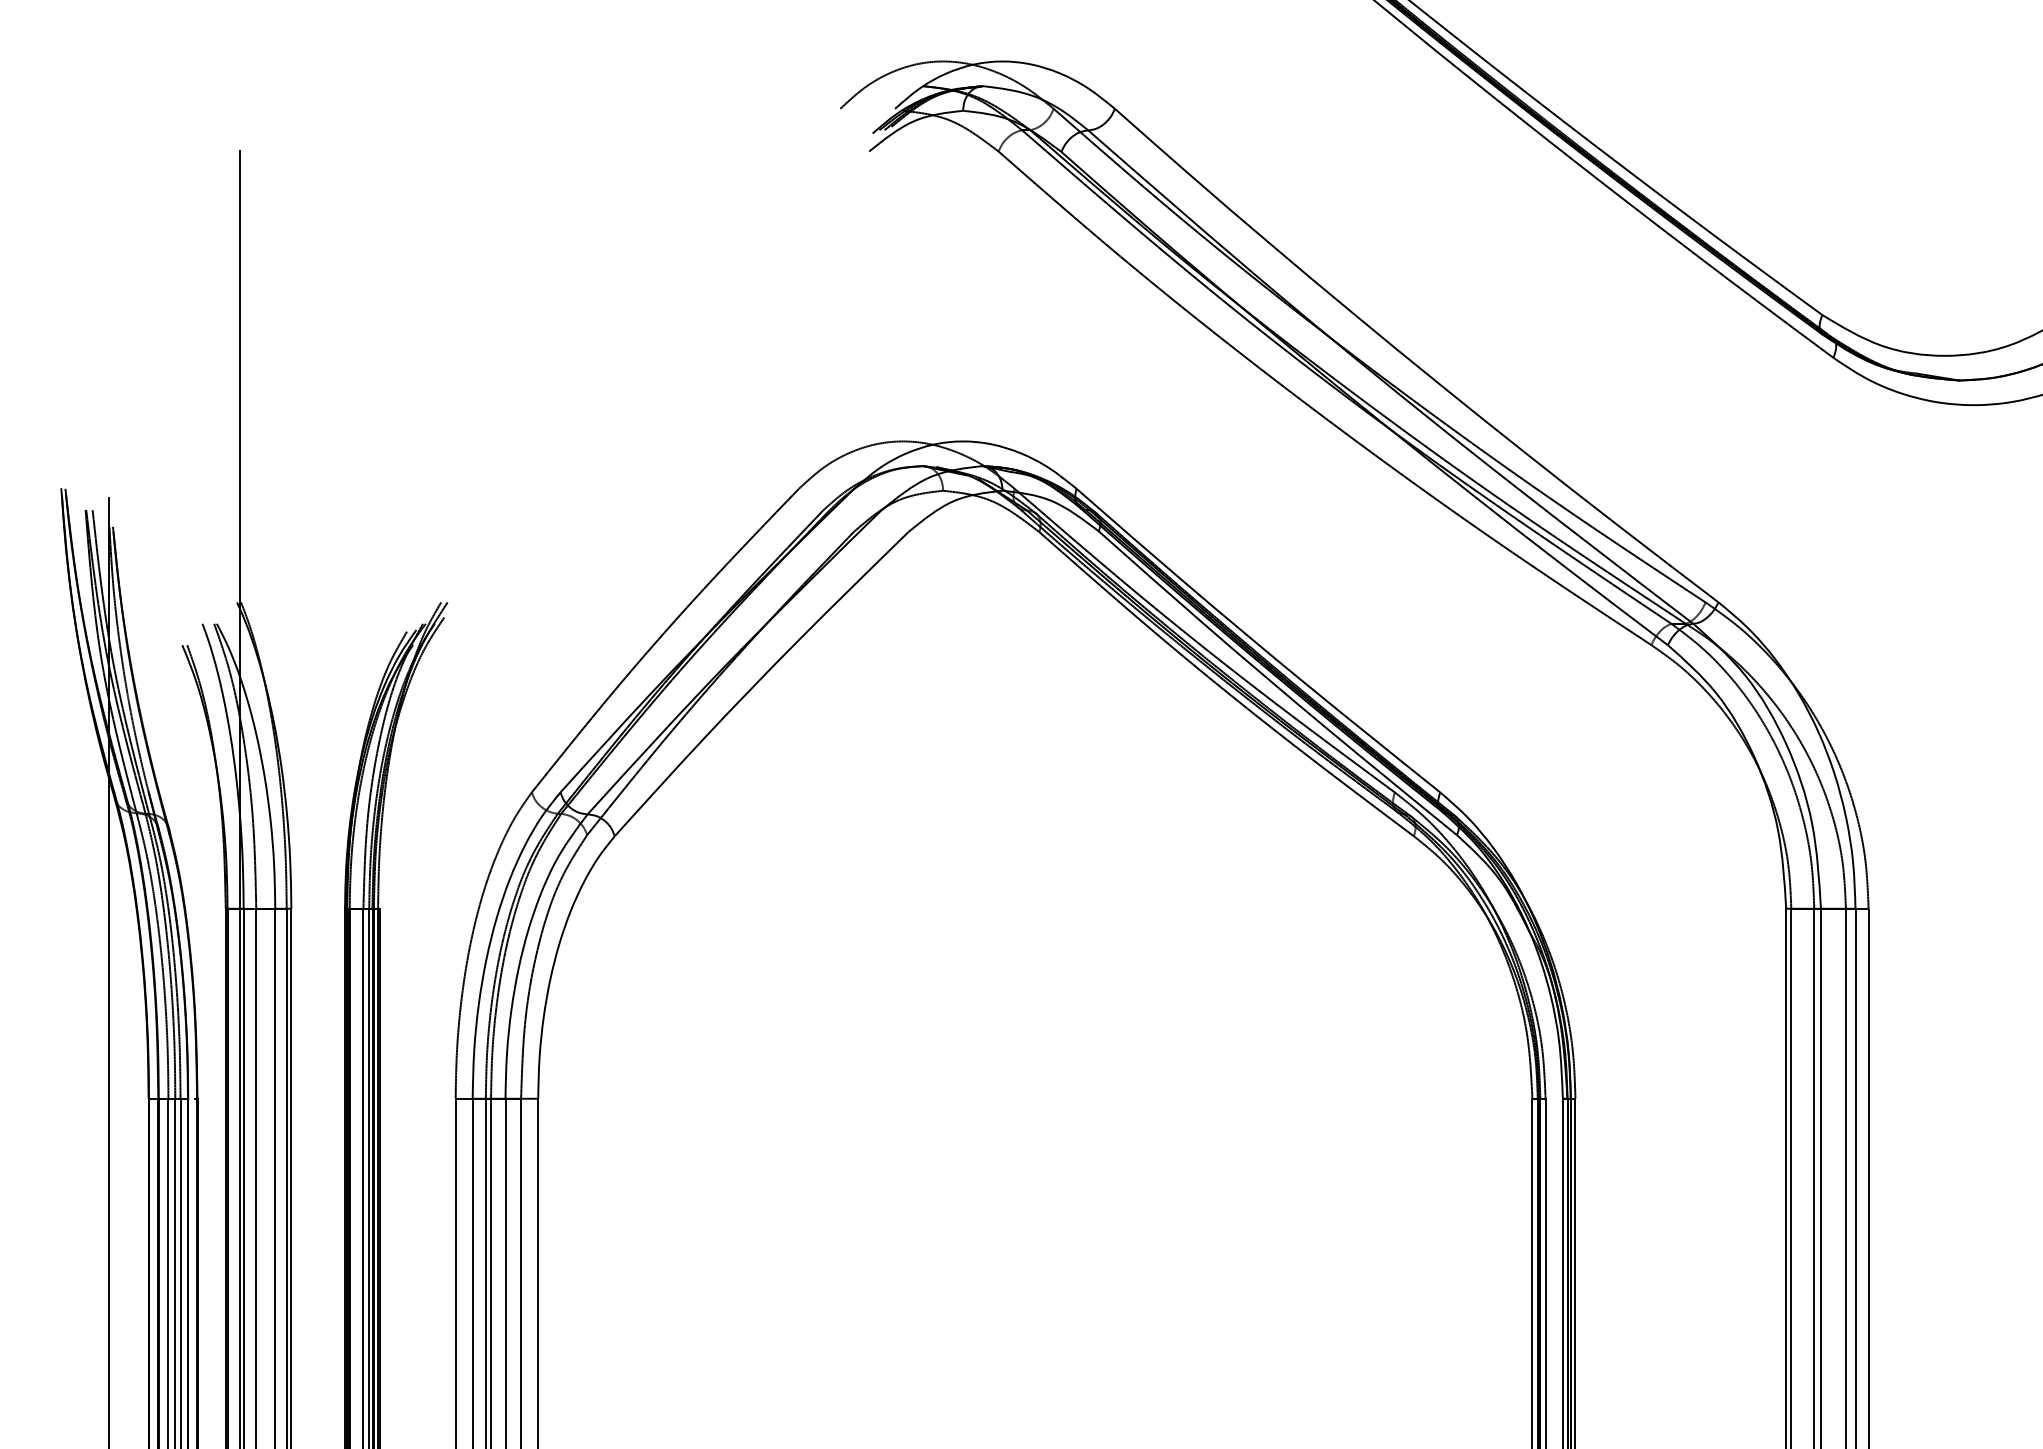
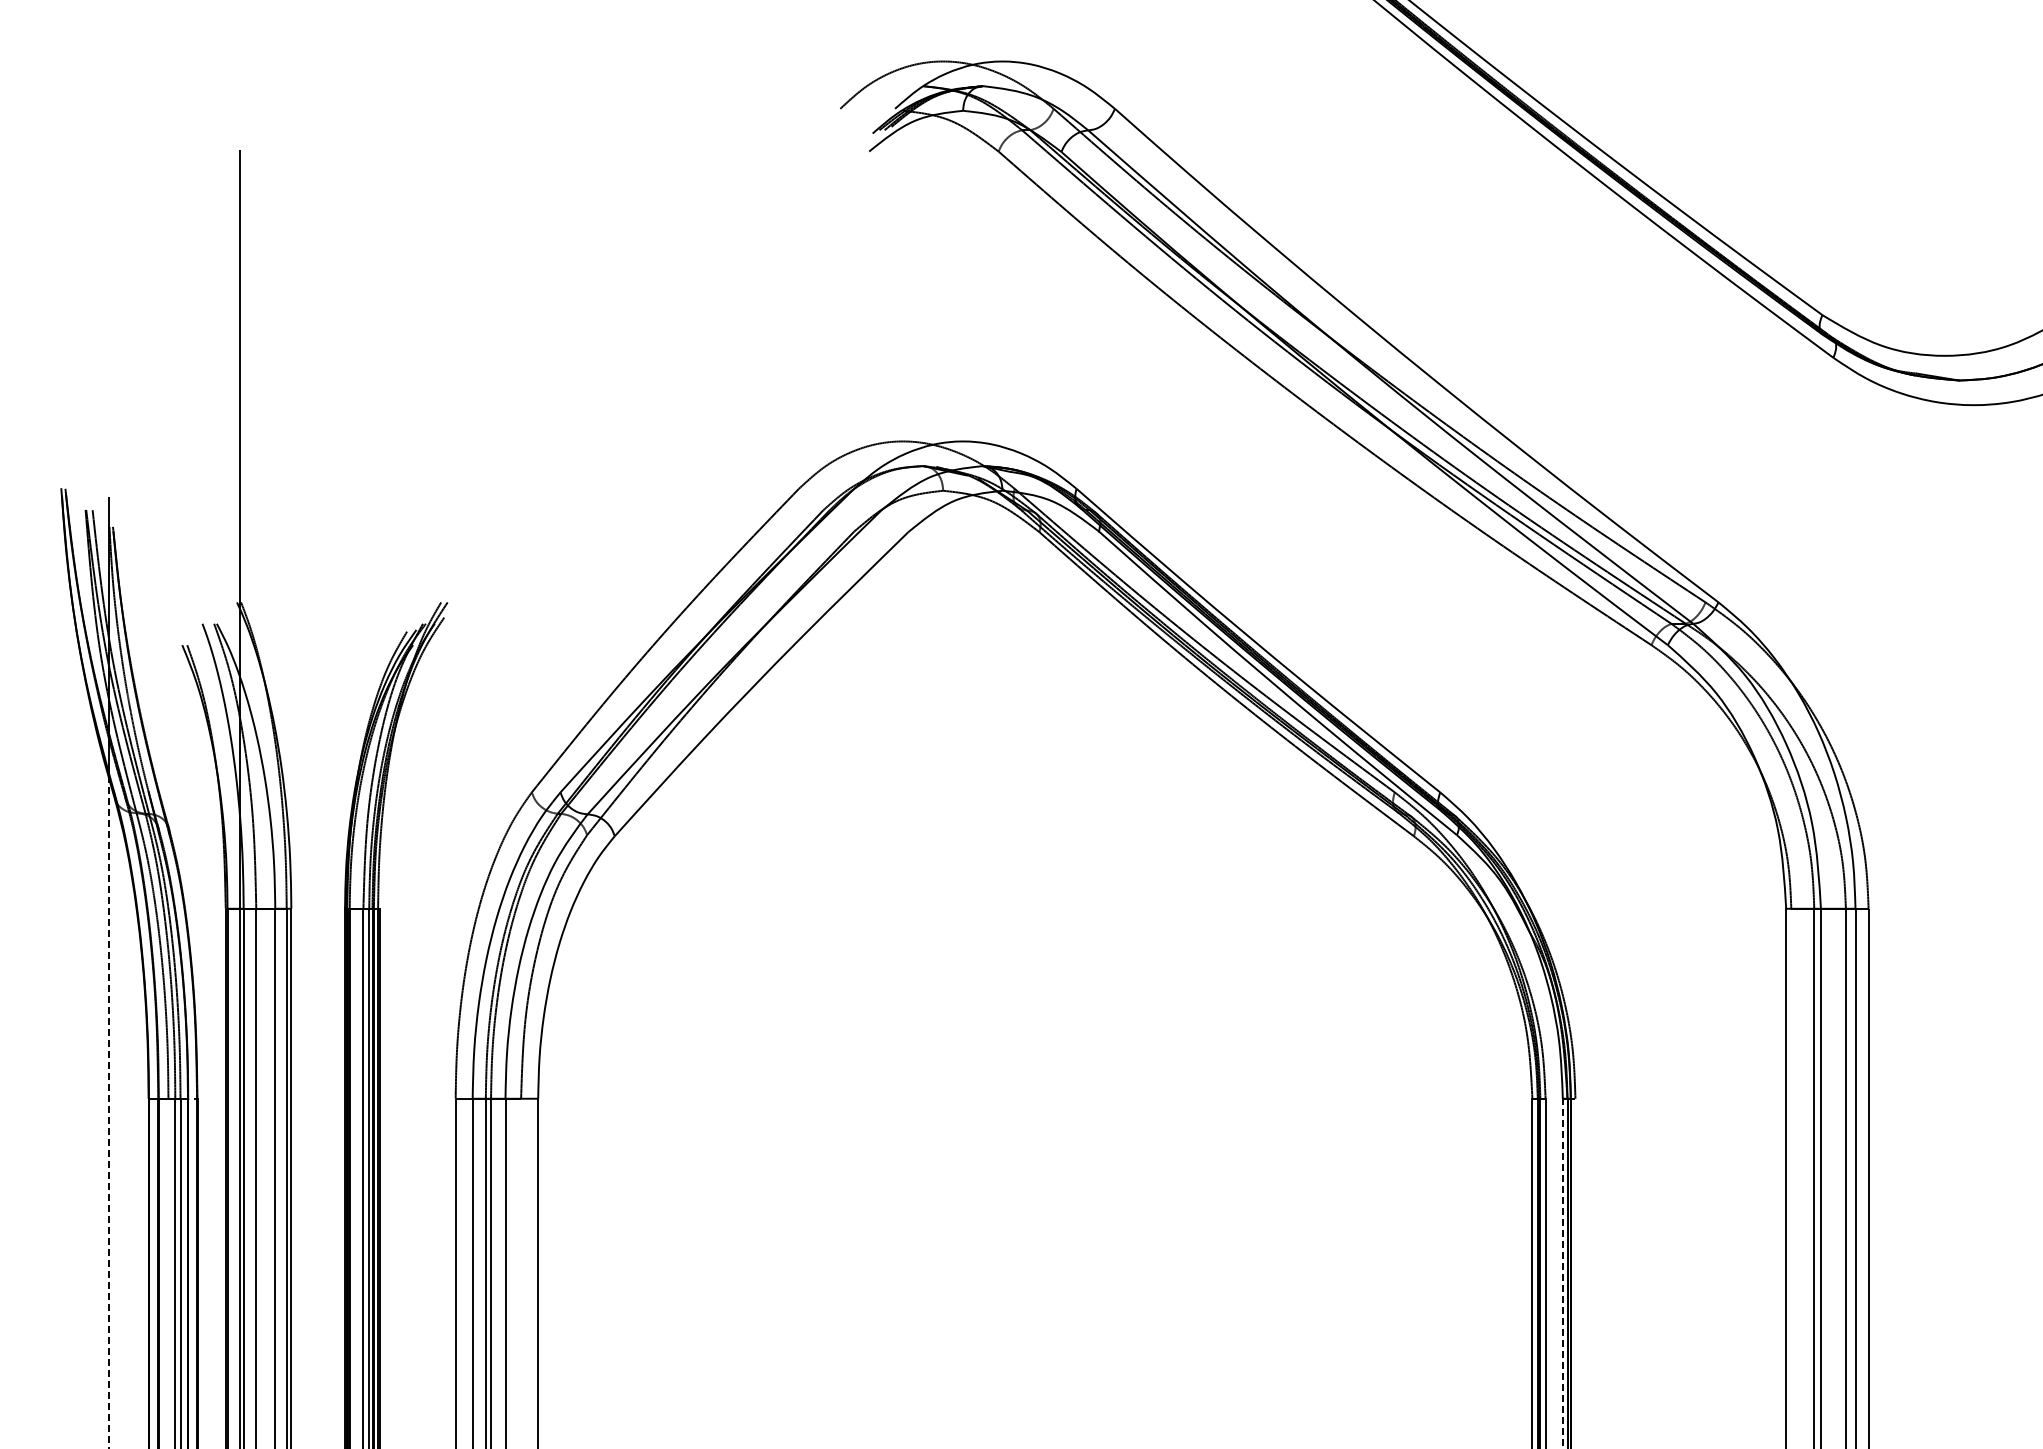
line: solid -> dashed (108, 1112)
line: present -> none (1791, 1176)
line: present -> none (168, 1271)
line: present -> none (521, 1271)
line: present -> none (1575, 1271)
line: solid -> dashed (1562, 1273)
